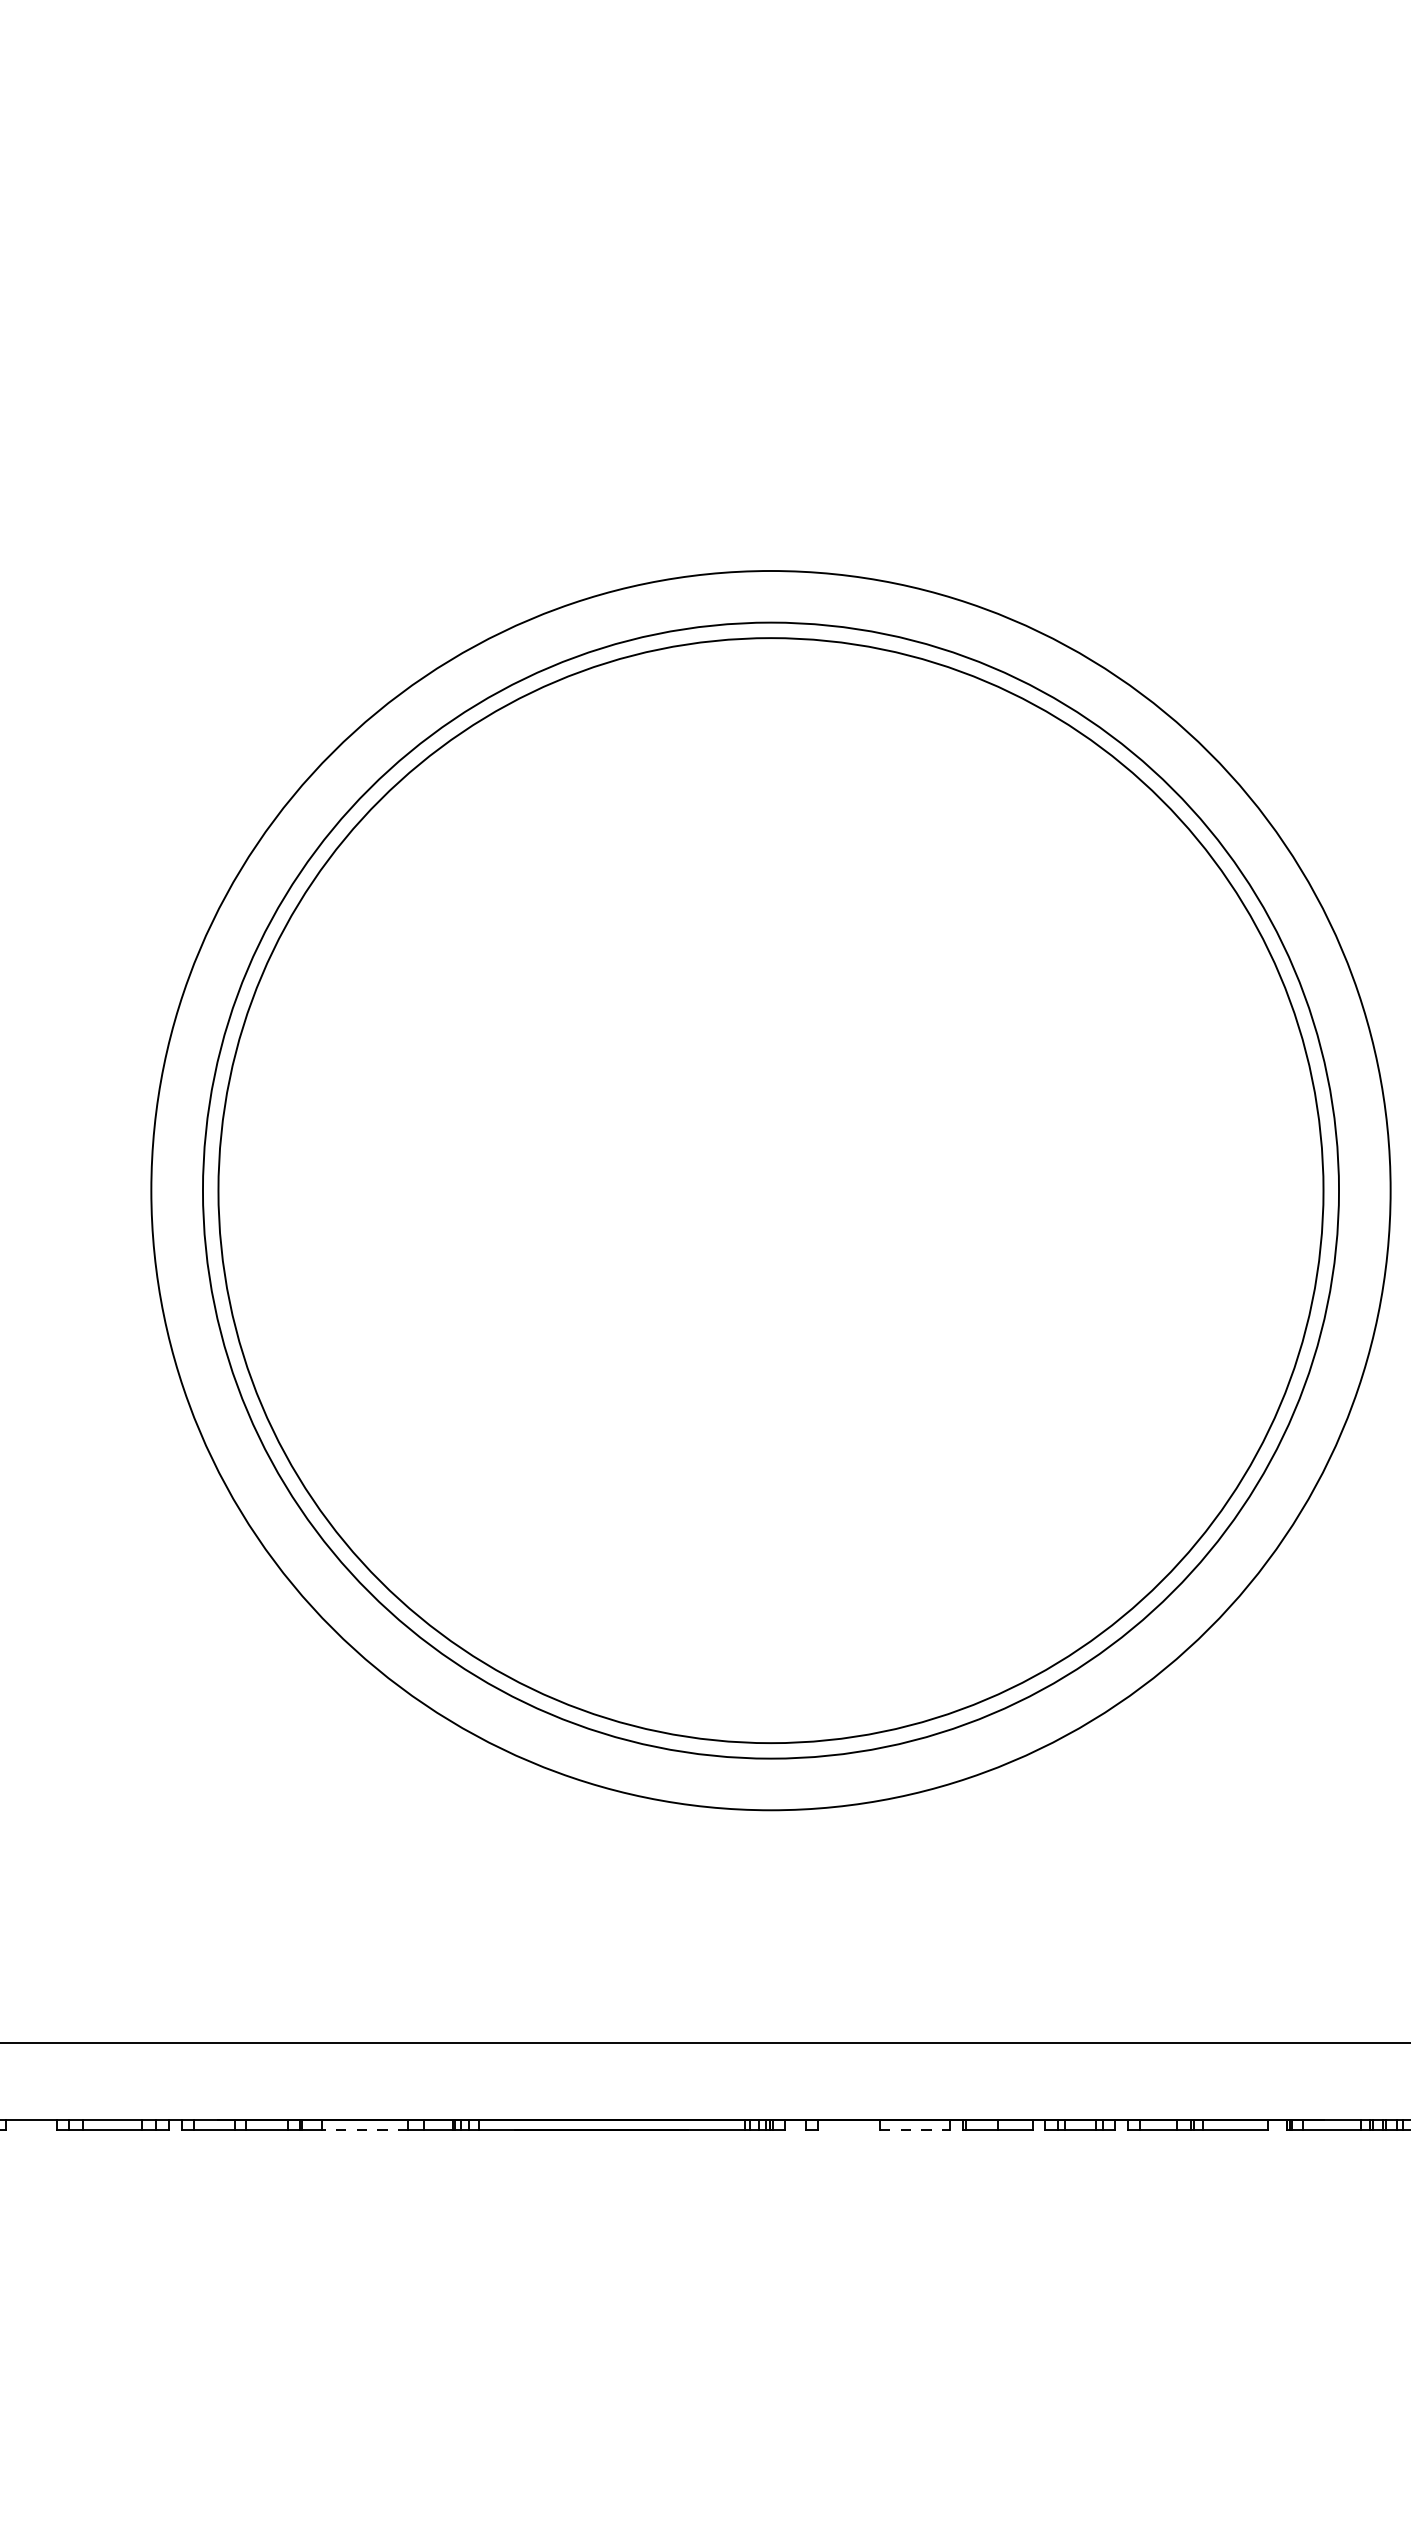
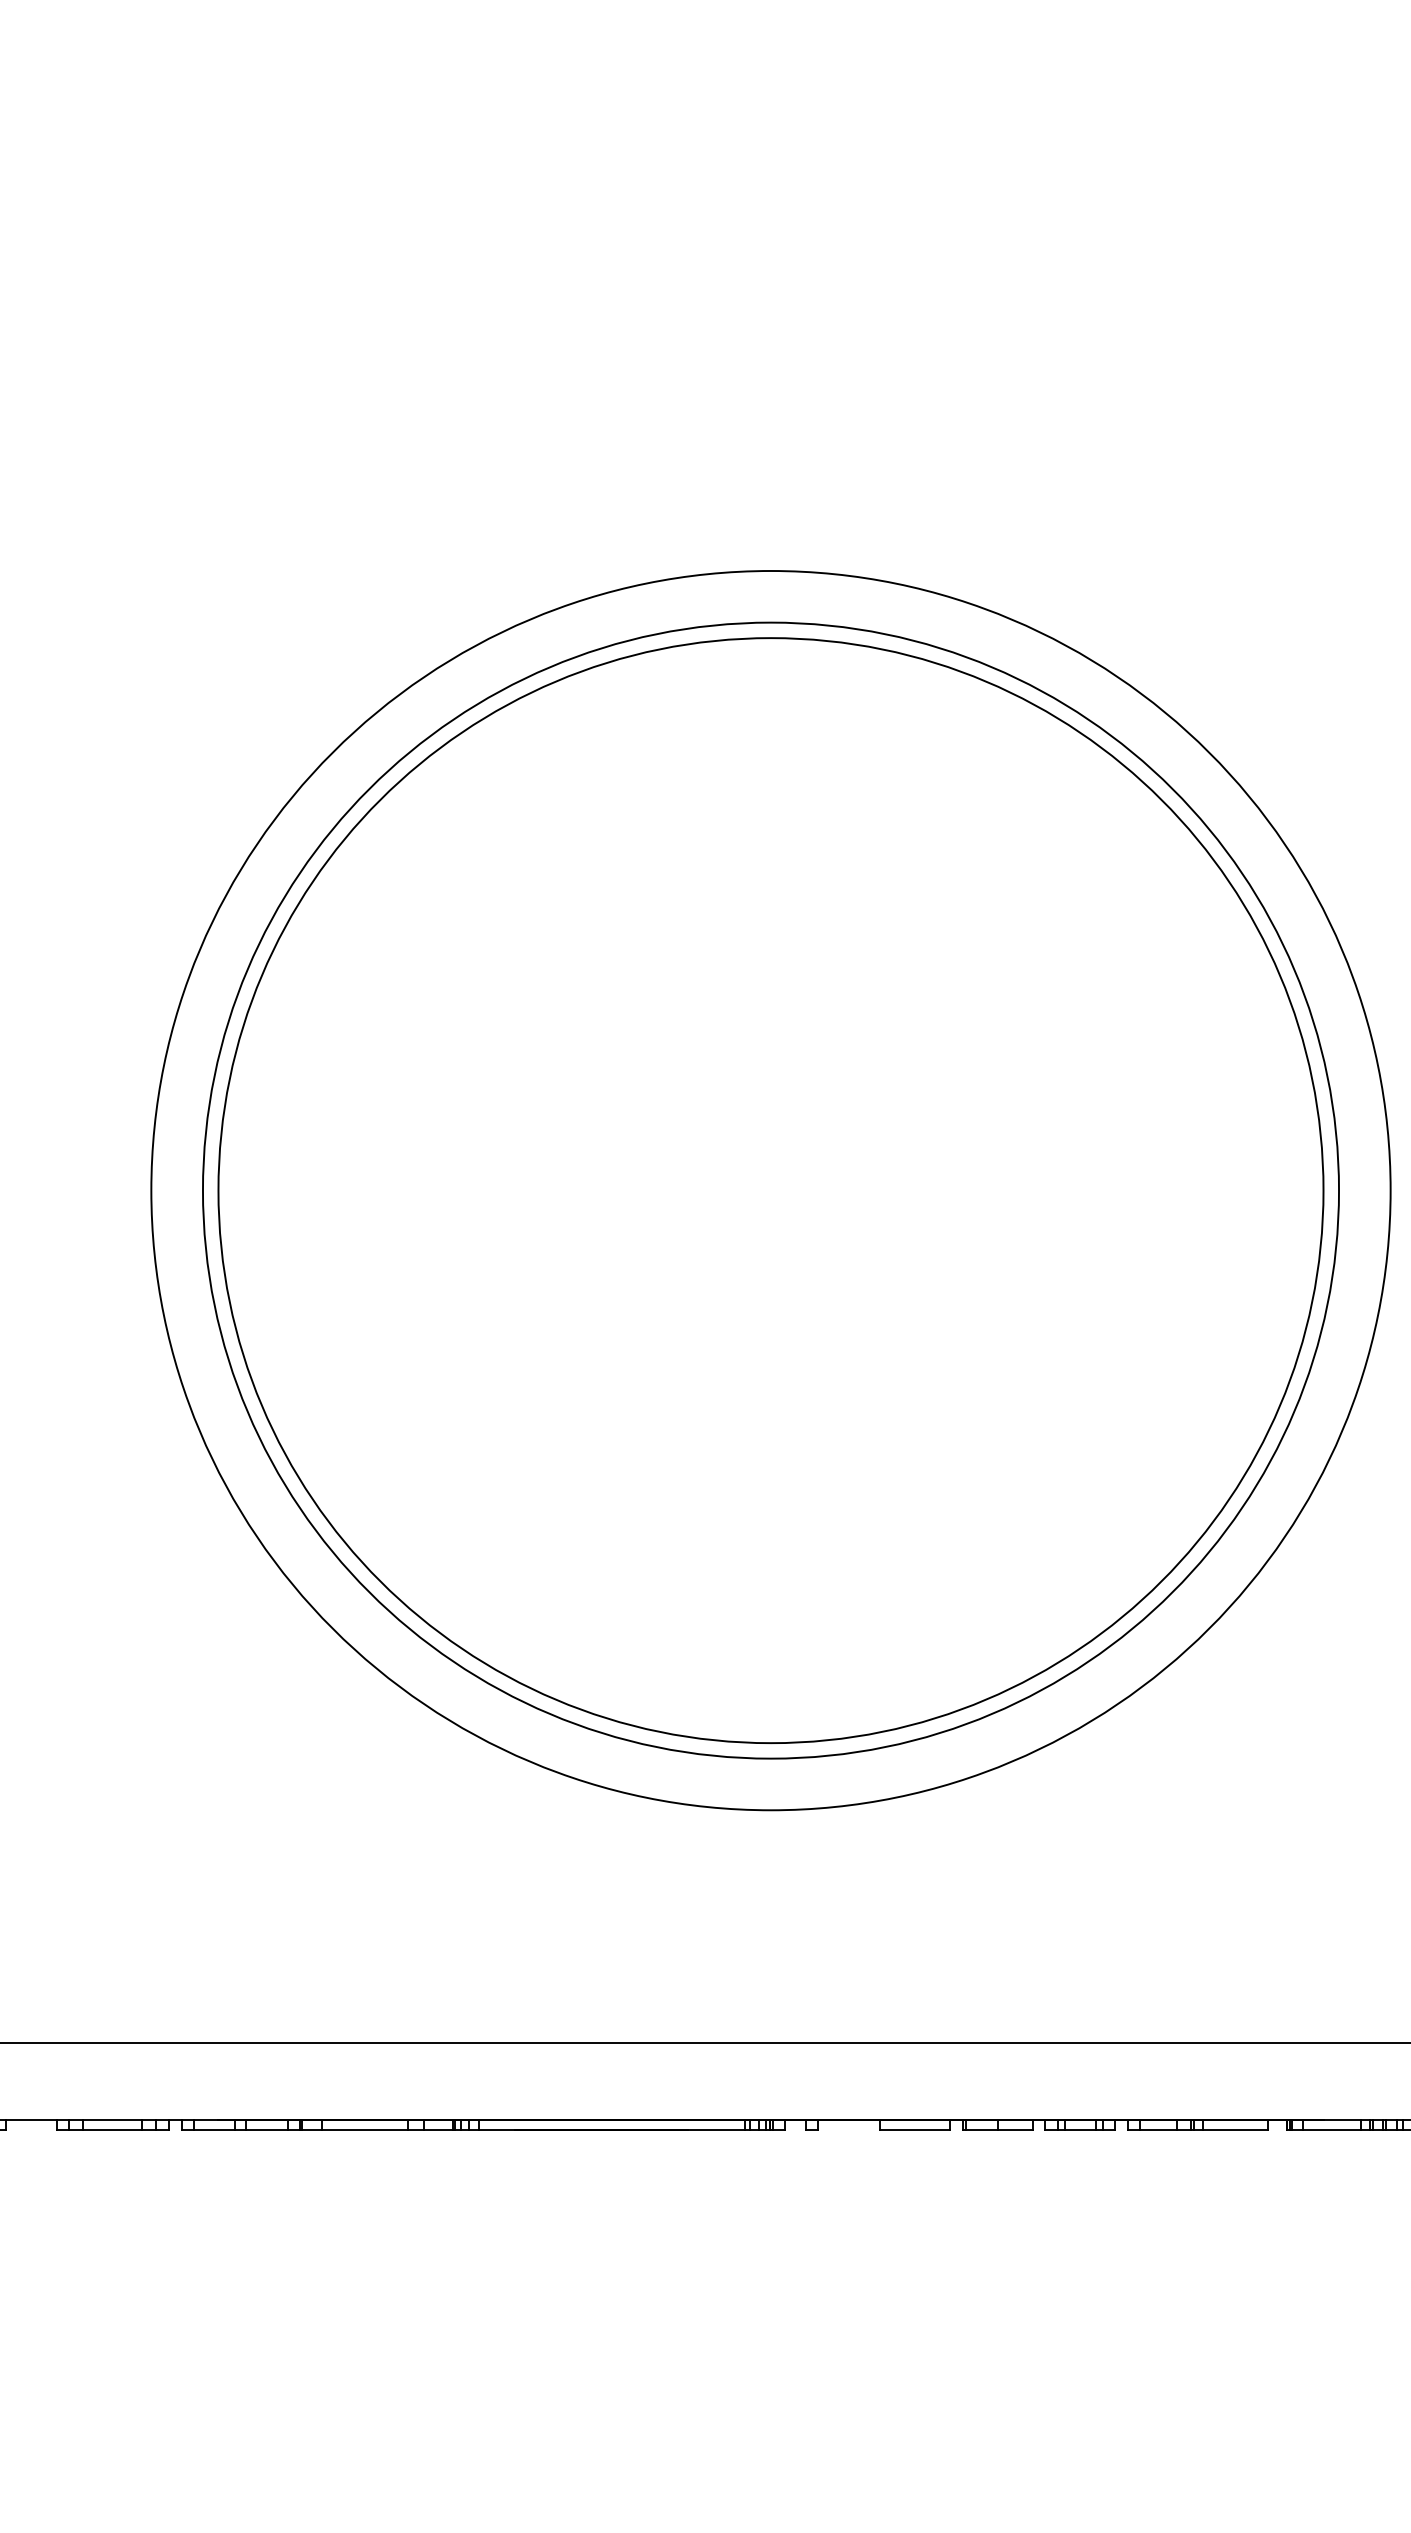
line: dashed -> solid (364, 2130)
line: dashed -> solid (915, 2130)
